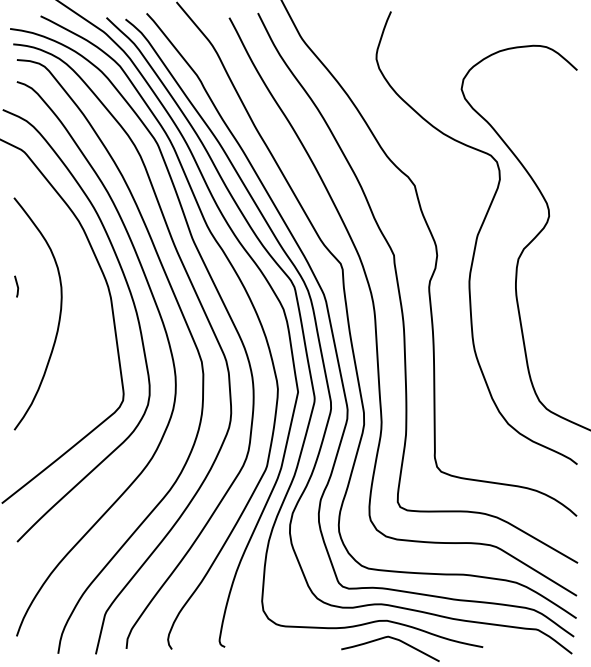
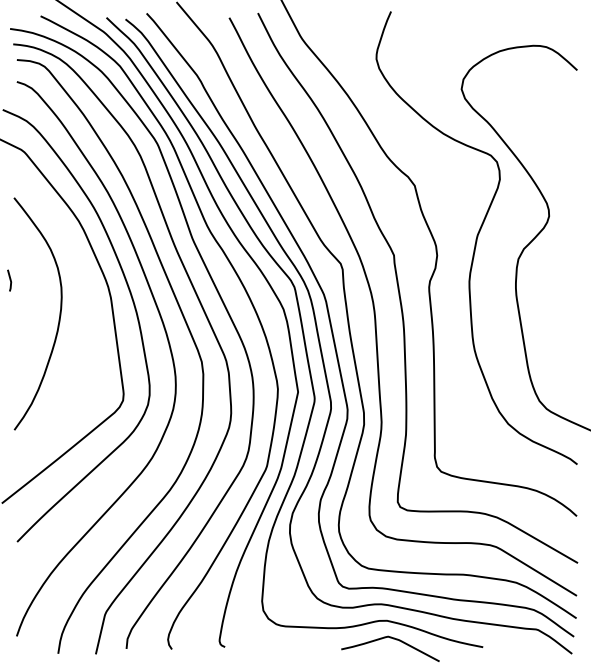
line position: (16, 286) -> (9, 280) (9, 280)
